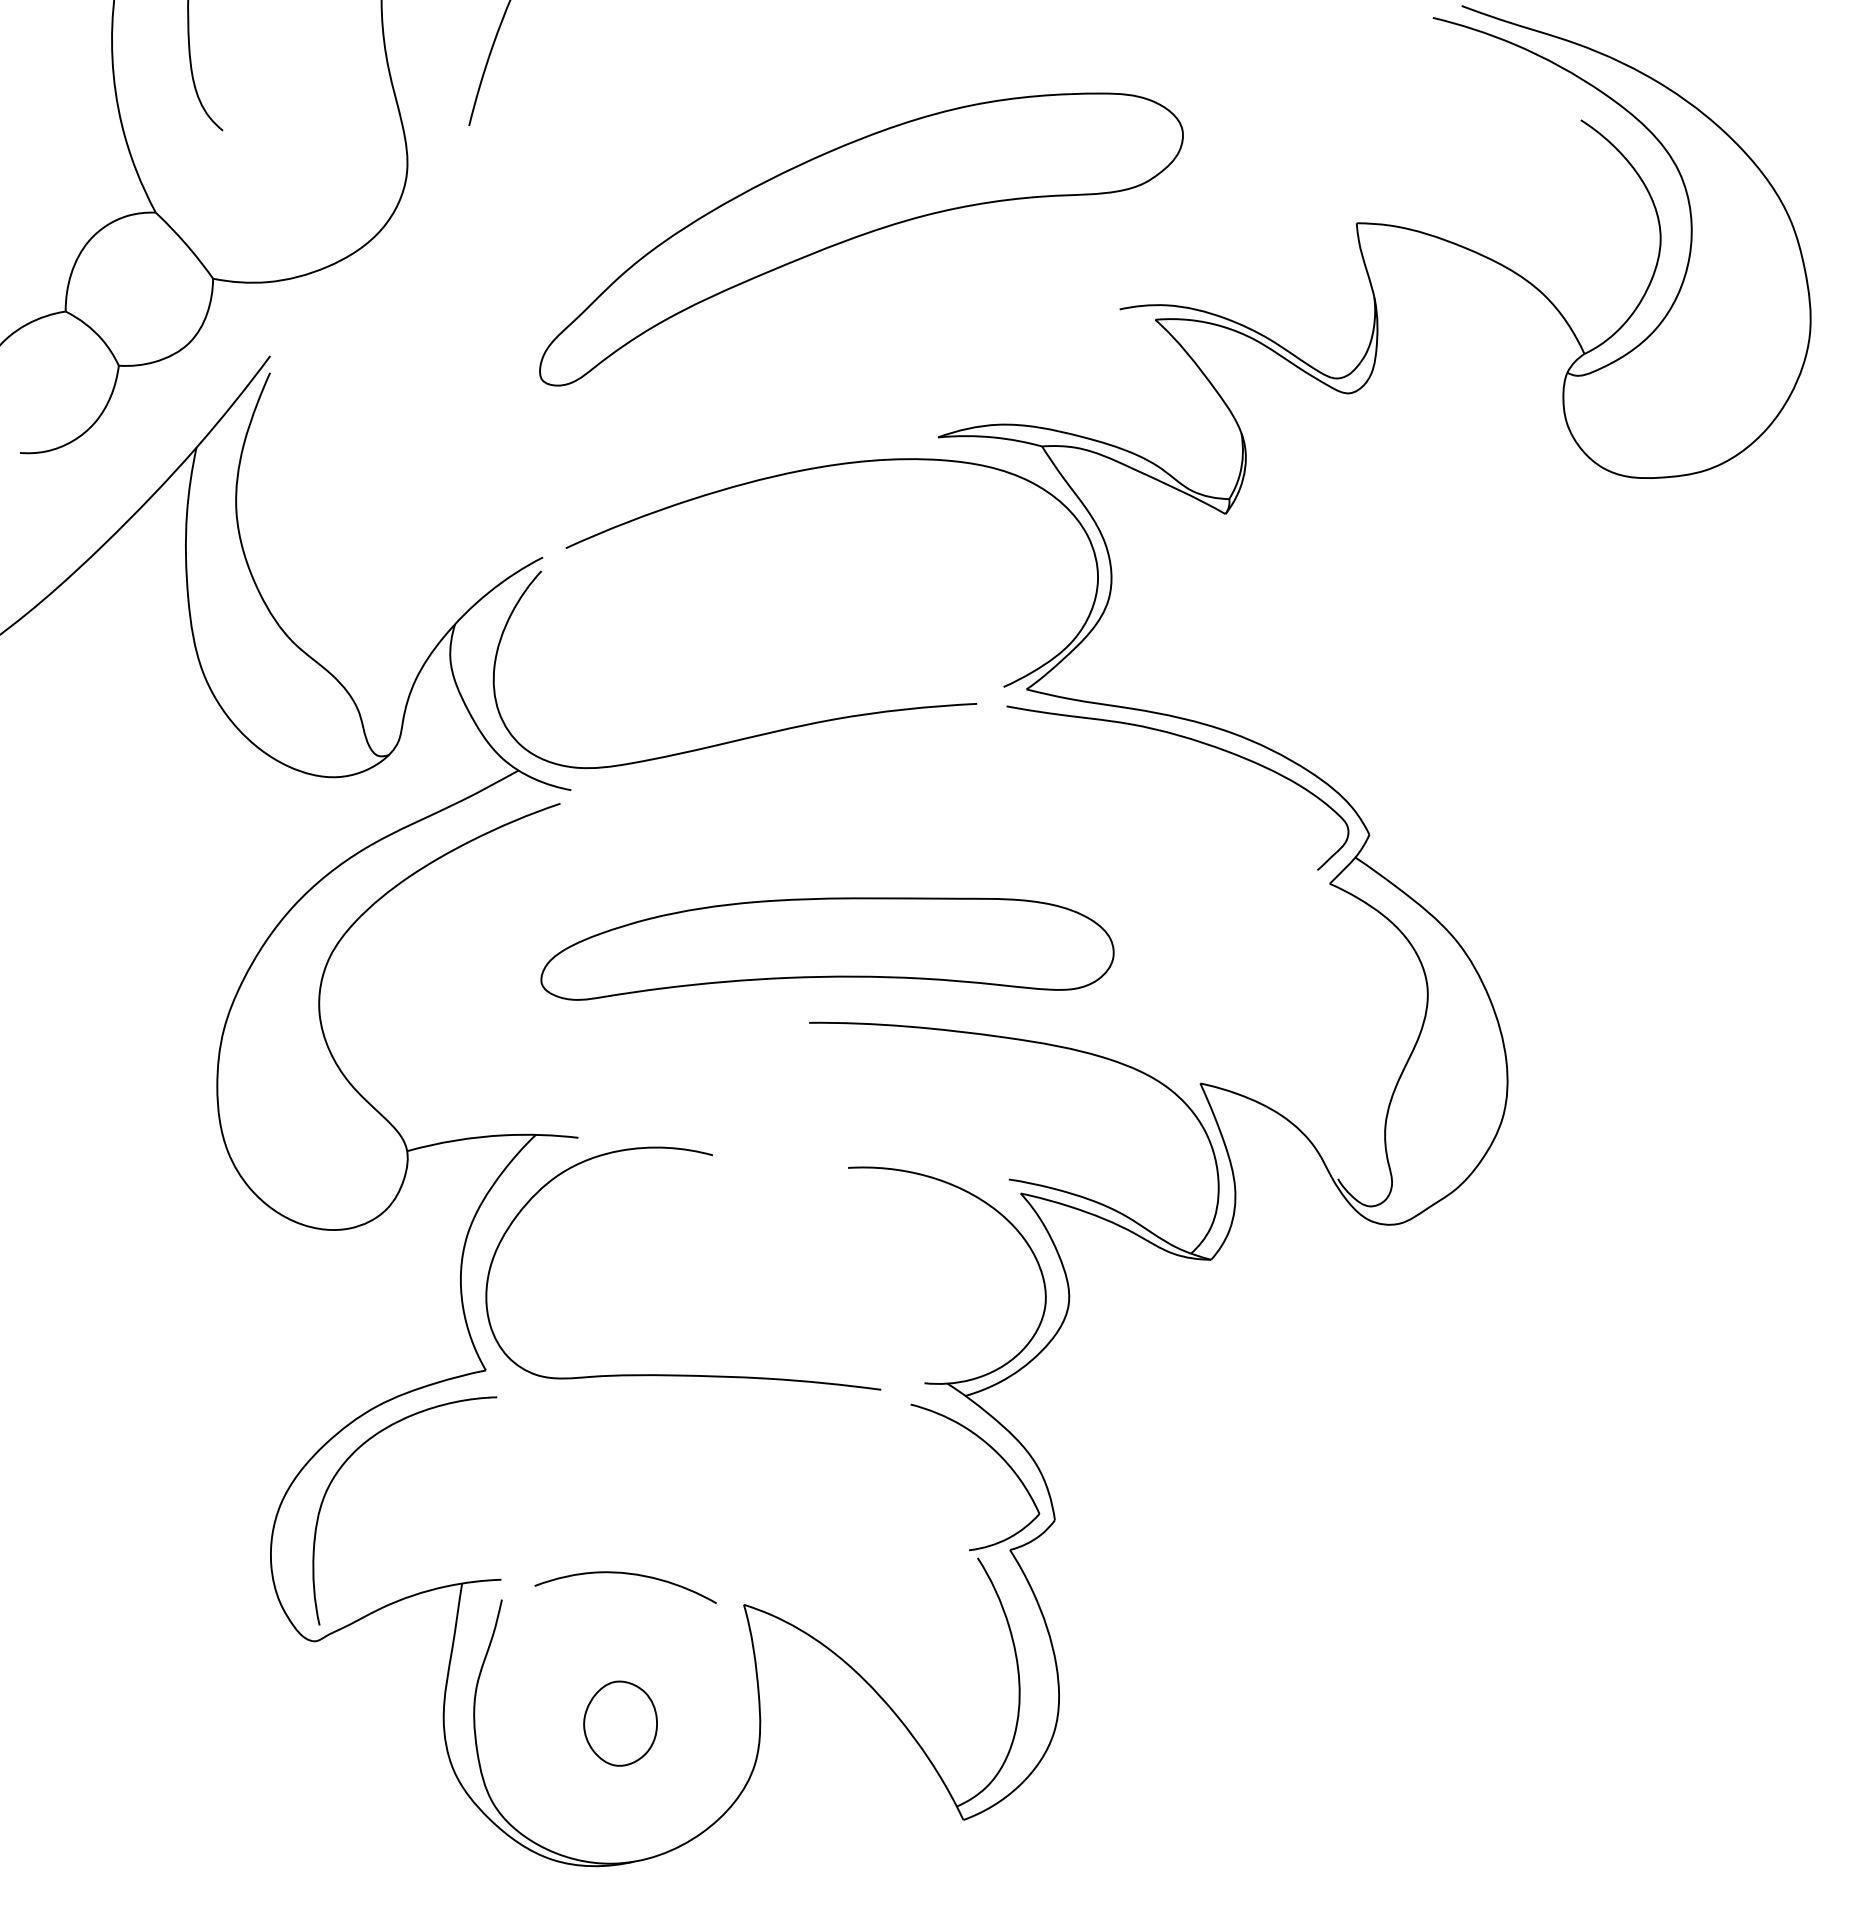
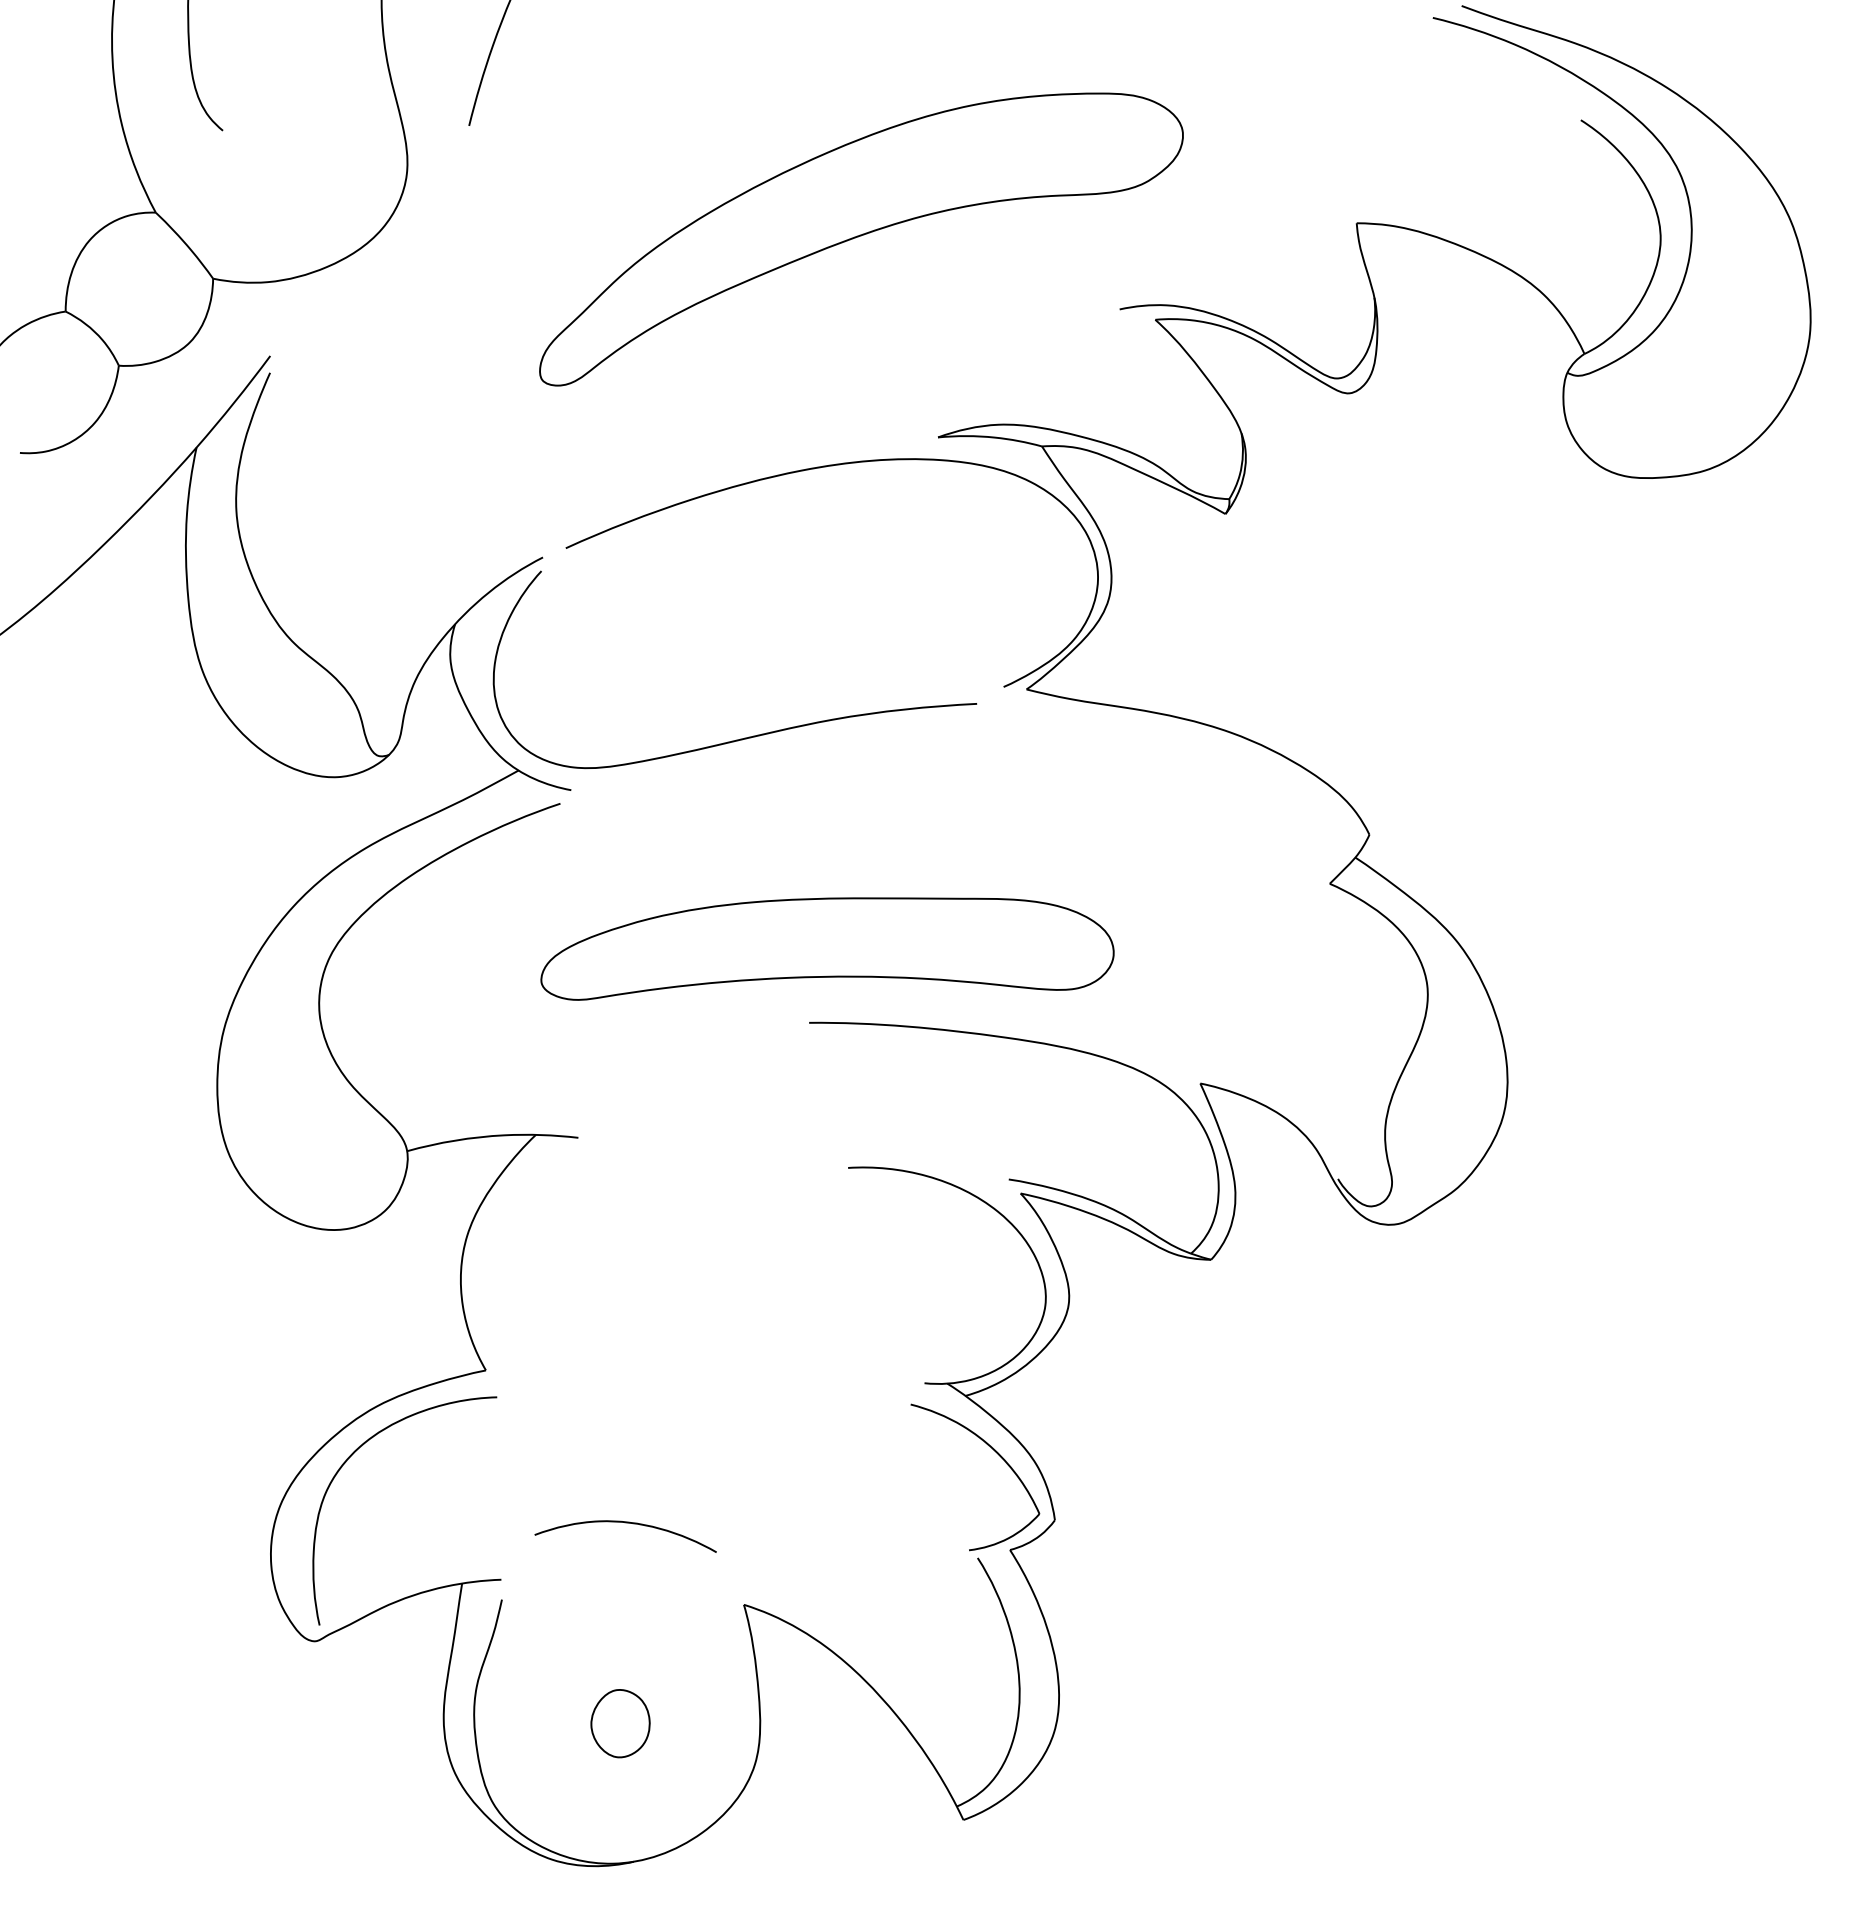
curve: present -> none (1191, 740)
curve: present -> none (683, 1374)
curve position: (625, 1574) -> (625, 1523) (625, 1523)
part size: 75x87 px -> 61x70 px (620, 1723)
